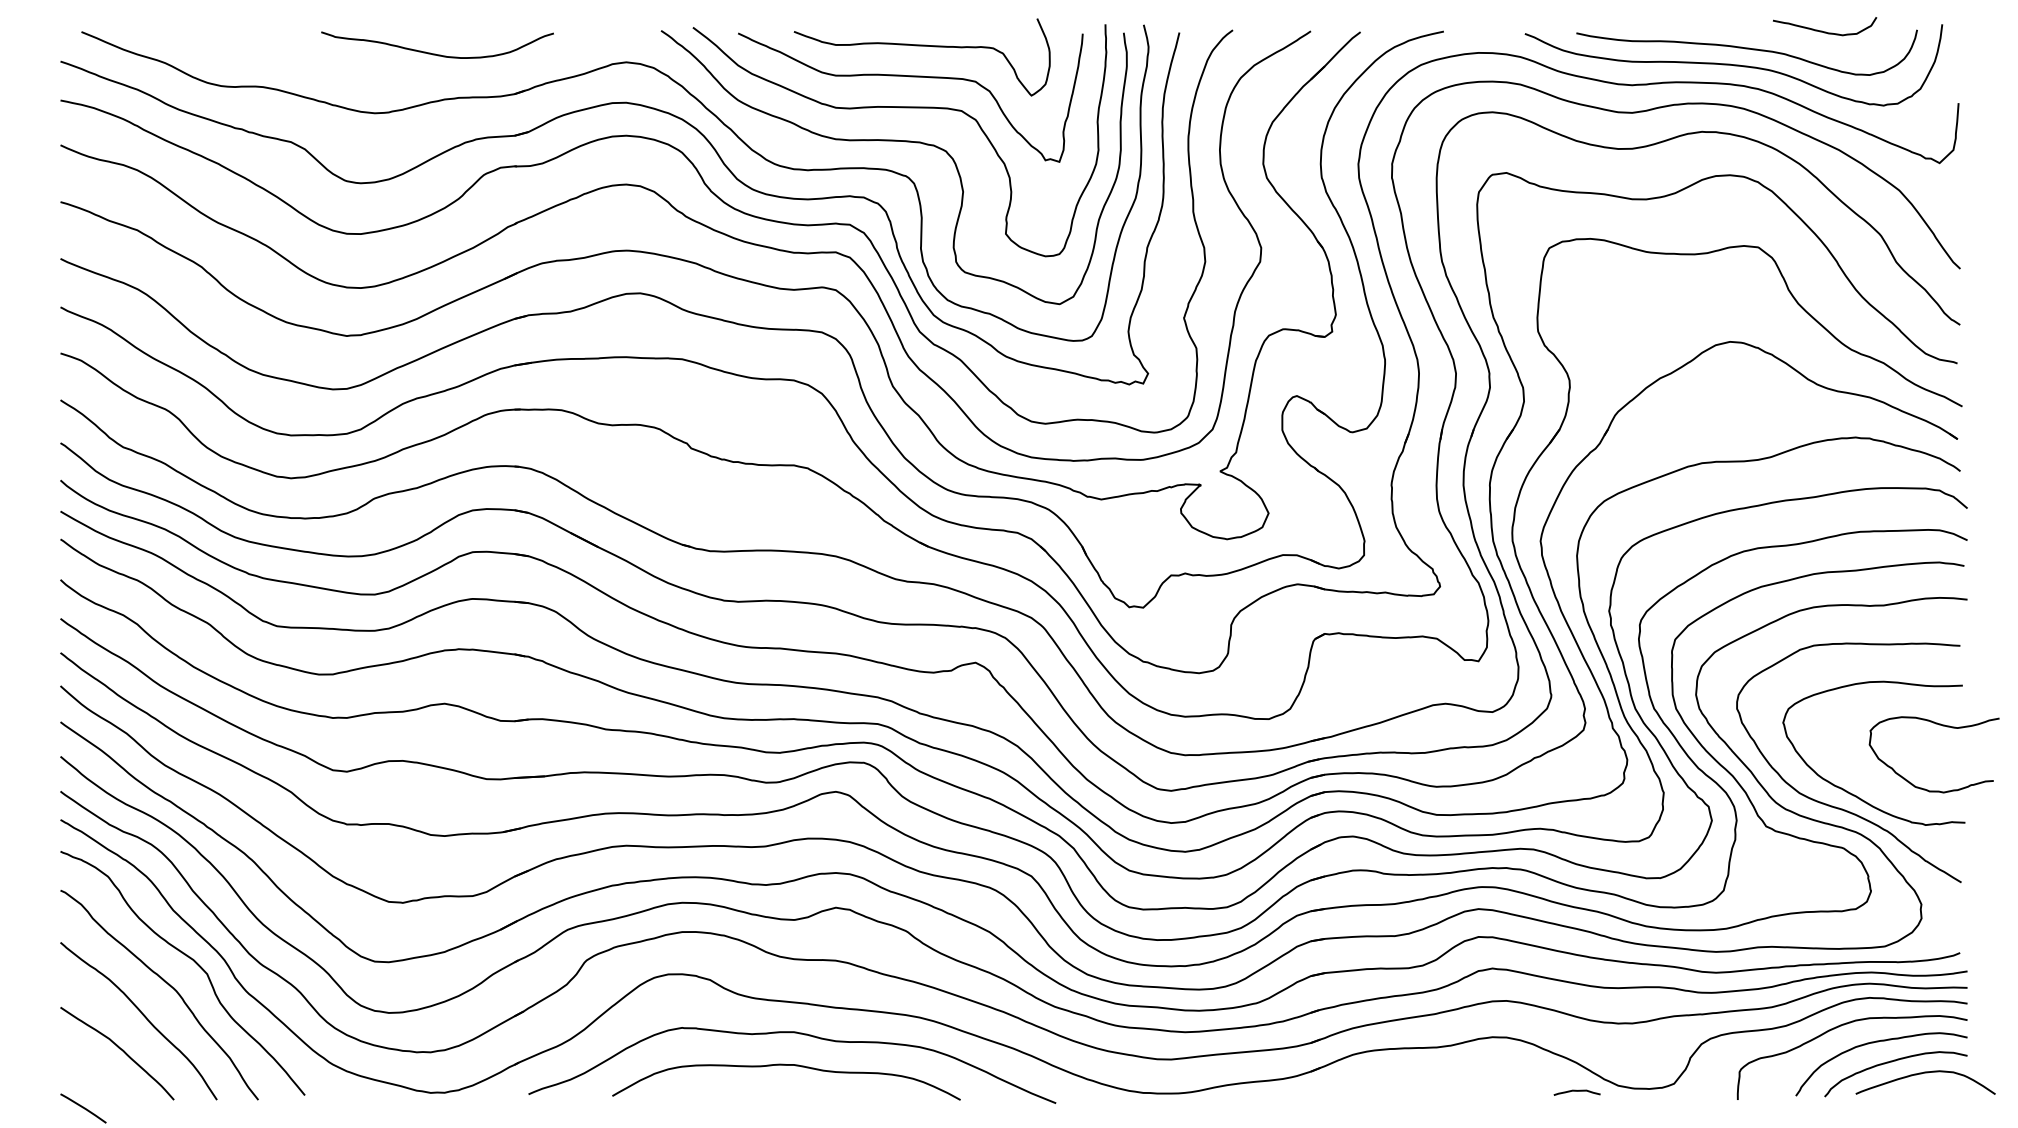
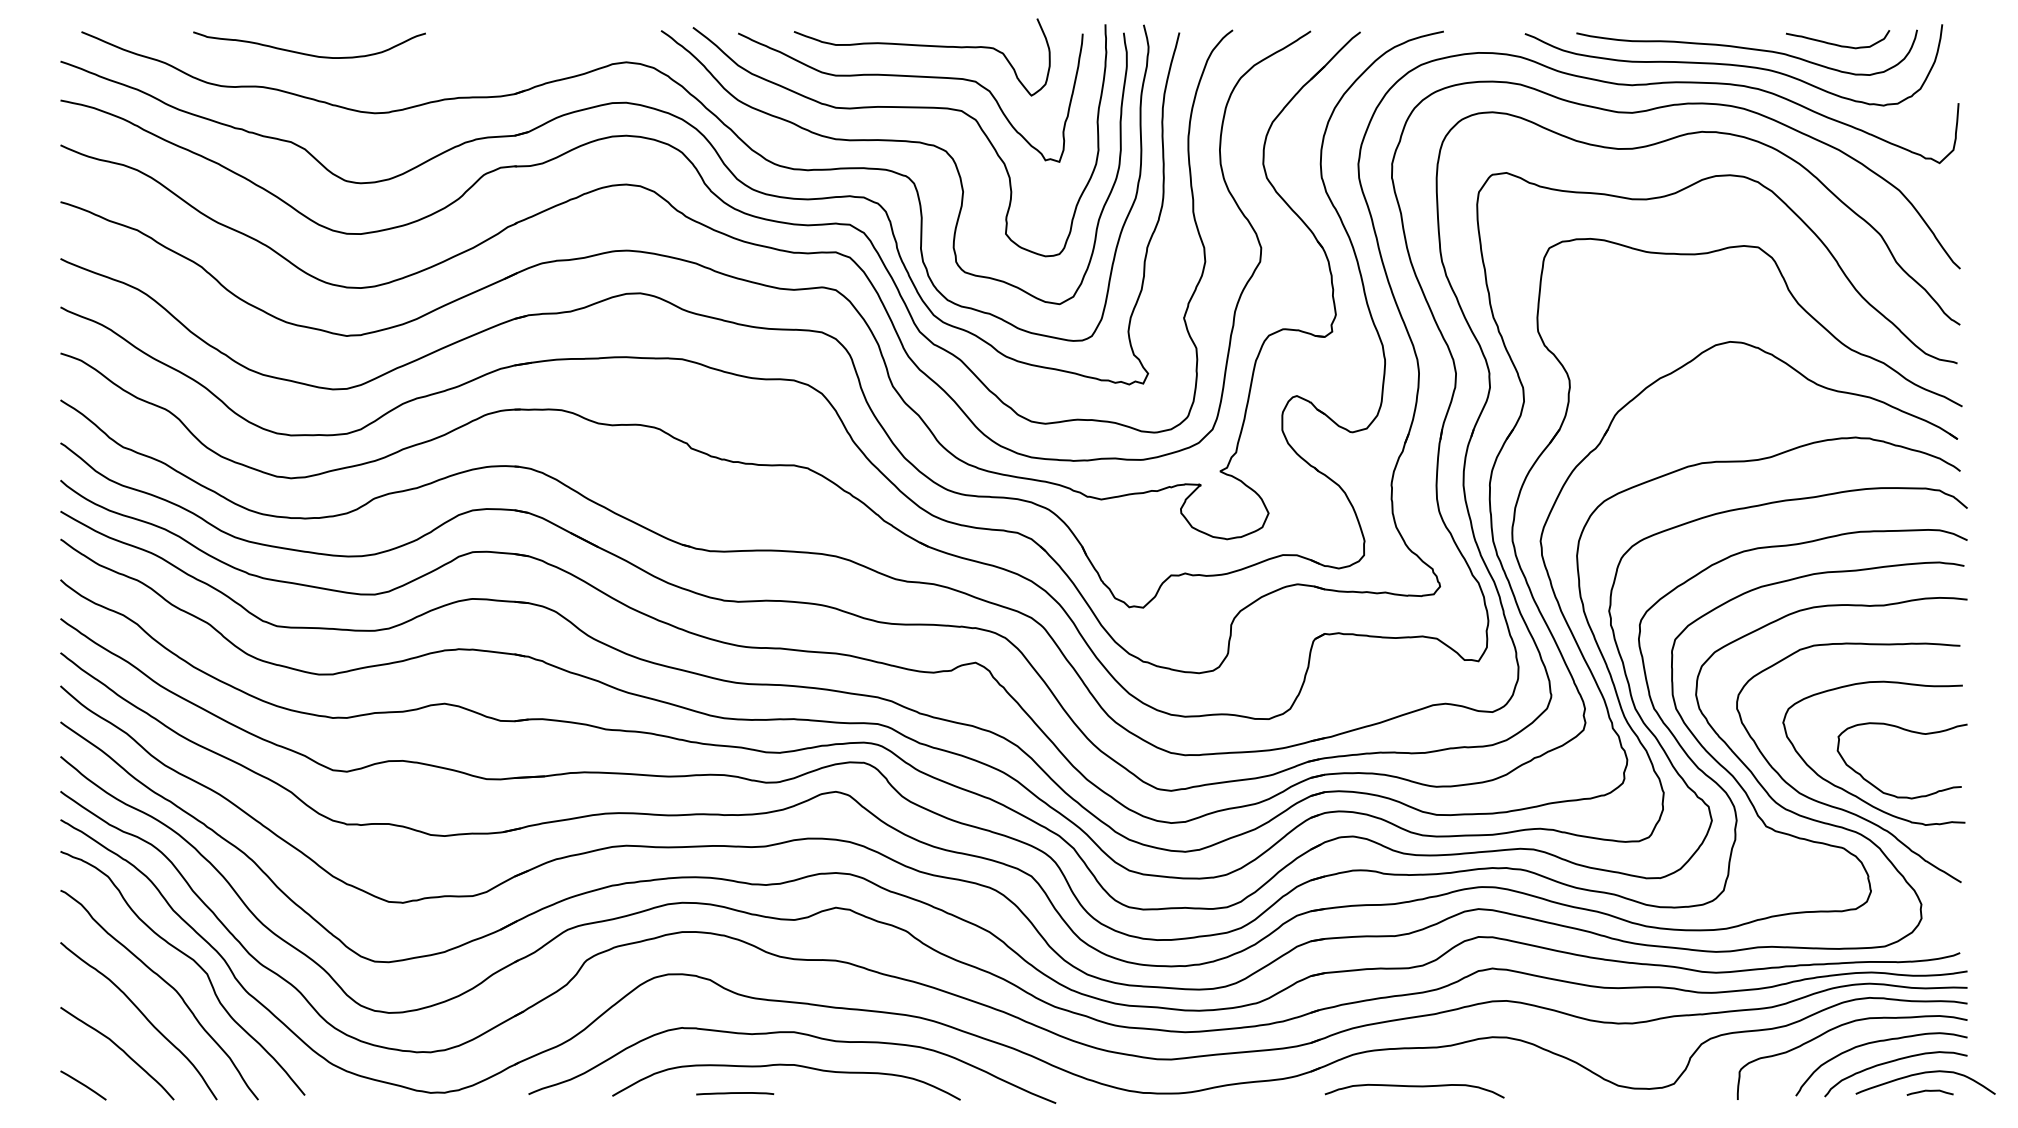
curve position: (1822, 30) -> (1835, 43) (1835, 43)
curve position: (435, 53) -> (307, 53) (307, 53)
curve position: (1942, 726) -> (1910, 732) (1910, 732)
curve: none -> present (1414, 1087)
curve position: (1576, 1091) -> (1929, 1091) (1929, 1091)
line: none -> present (735, 1093)
line position: (83, 1108) -> (83, 1085) (83, 1085)
